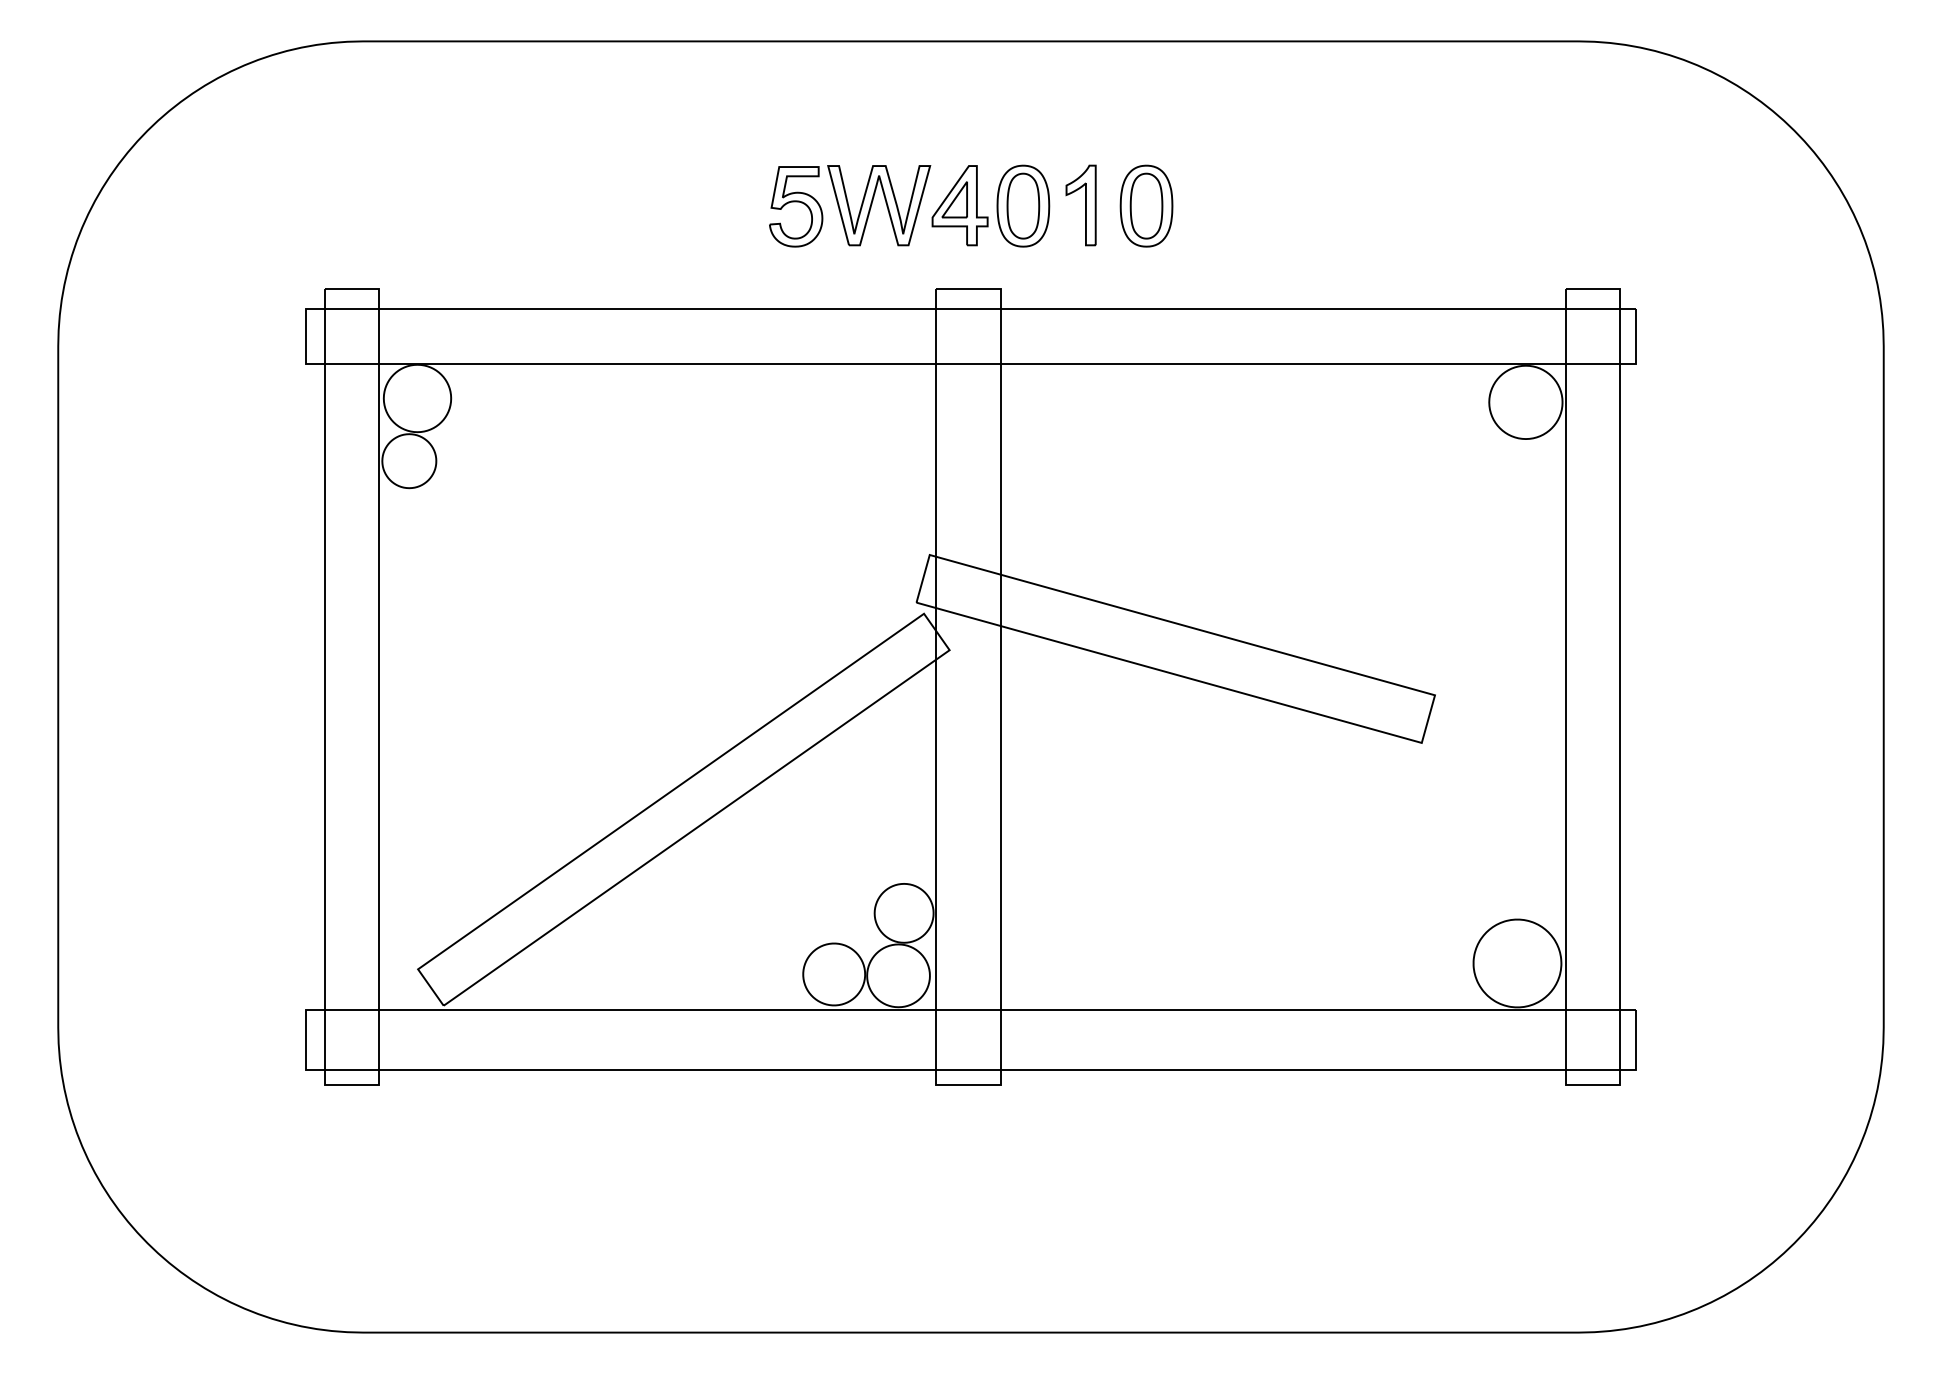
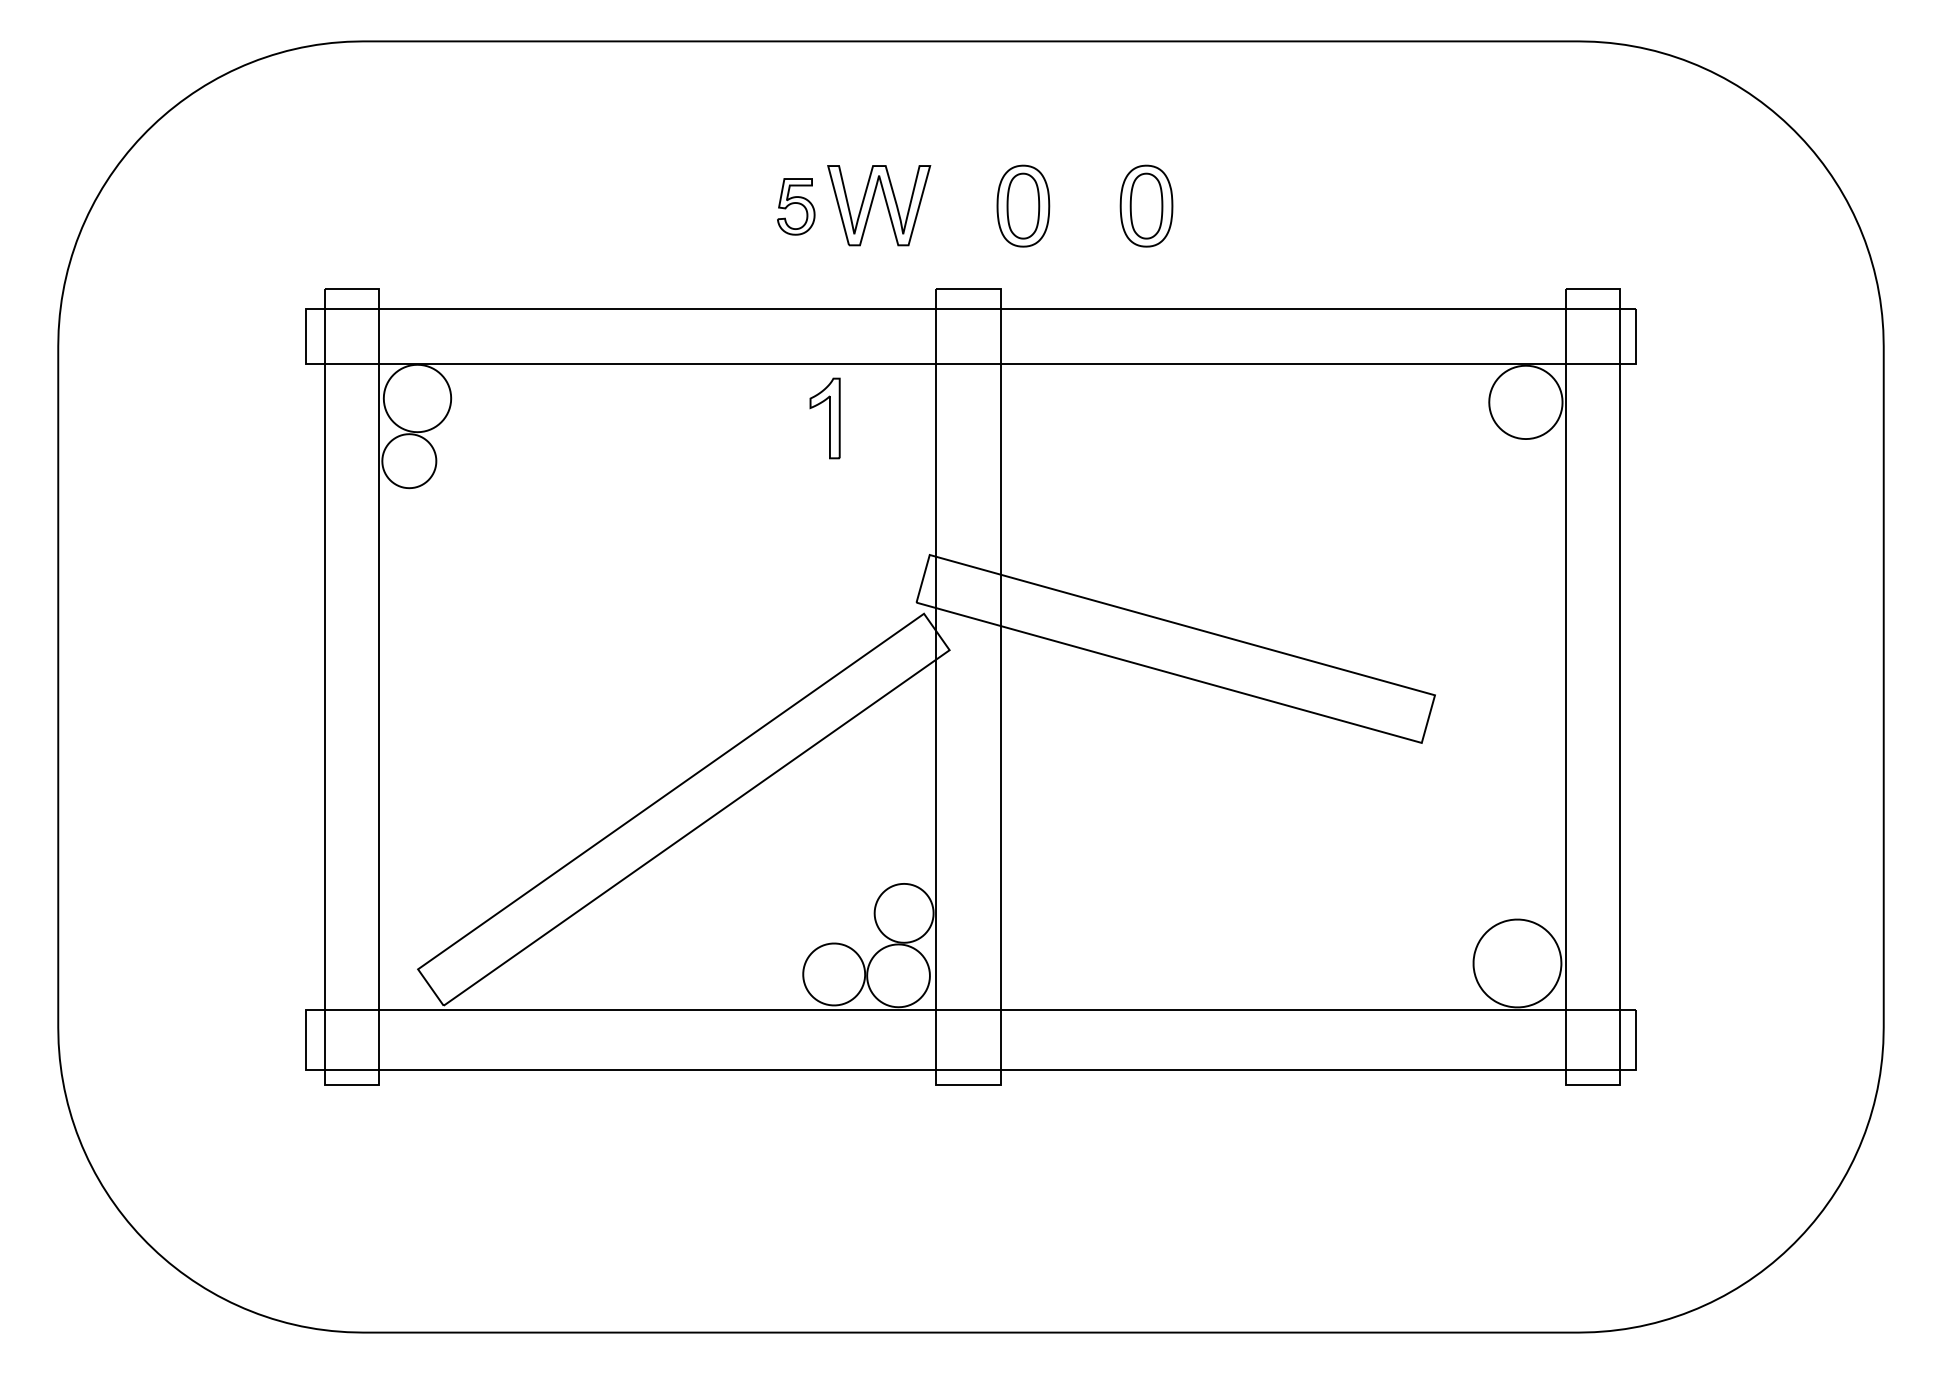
part: present -> none (959, 205)
part position: (1080, 205) -> (824, 418) (824, 418)
part size: 55x82 px -> 39x58 px (796, 206)
